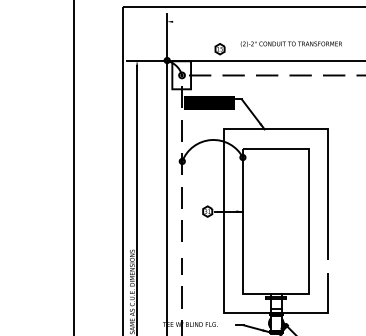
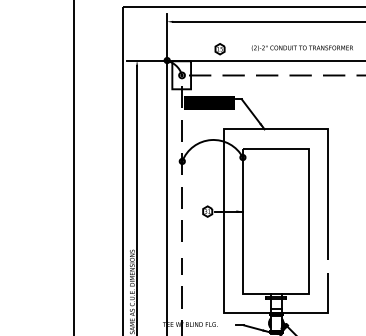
line: none -> present (267, 21)
text position: (290, 43) -> (301, 47) (301, 47)
